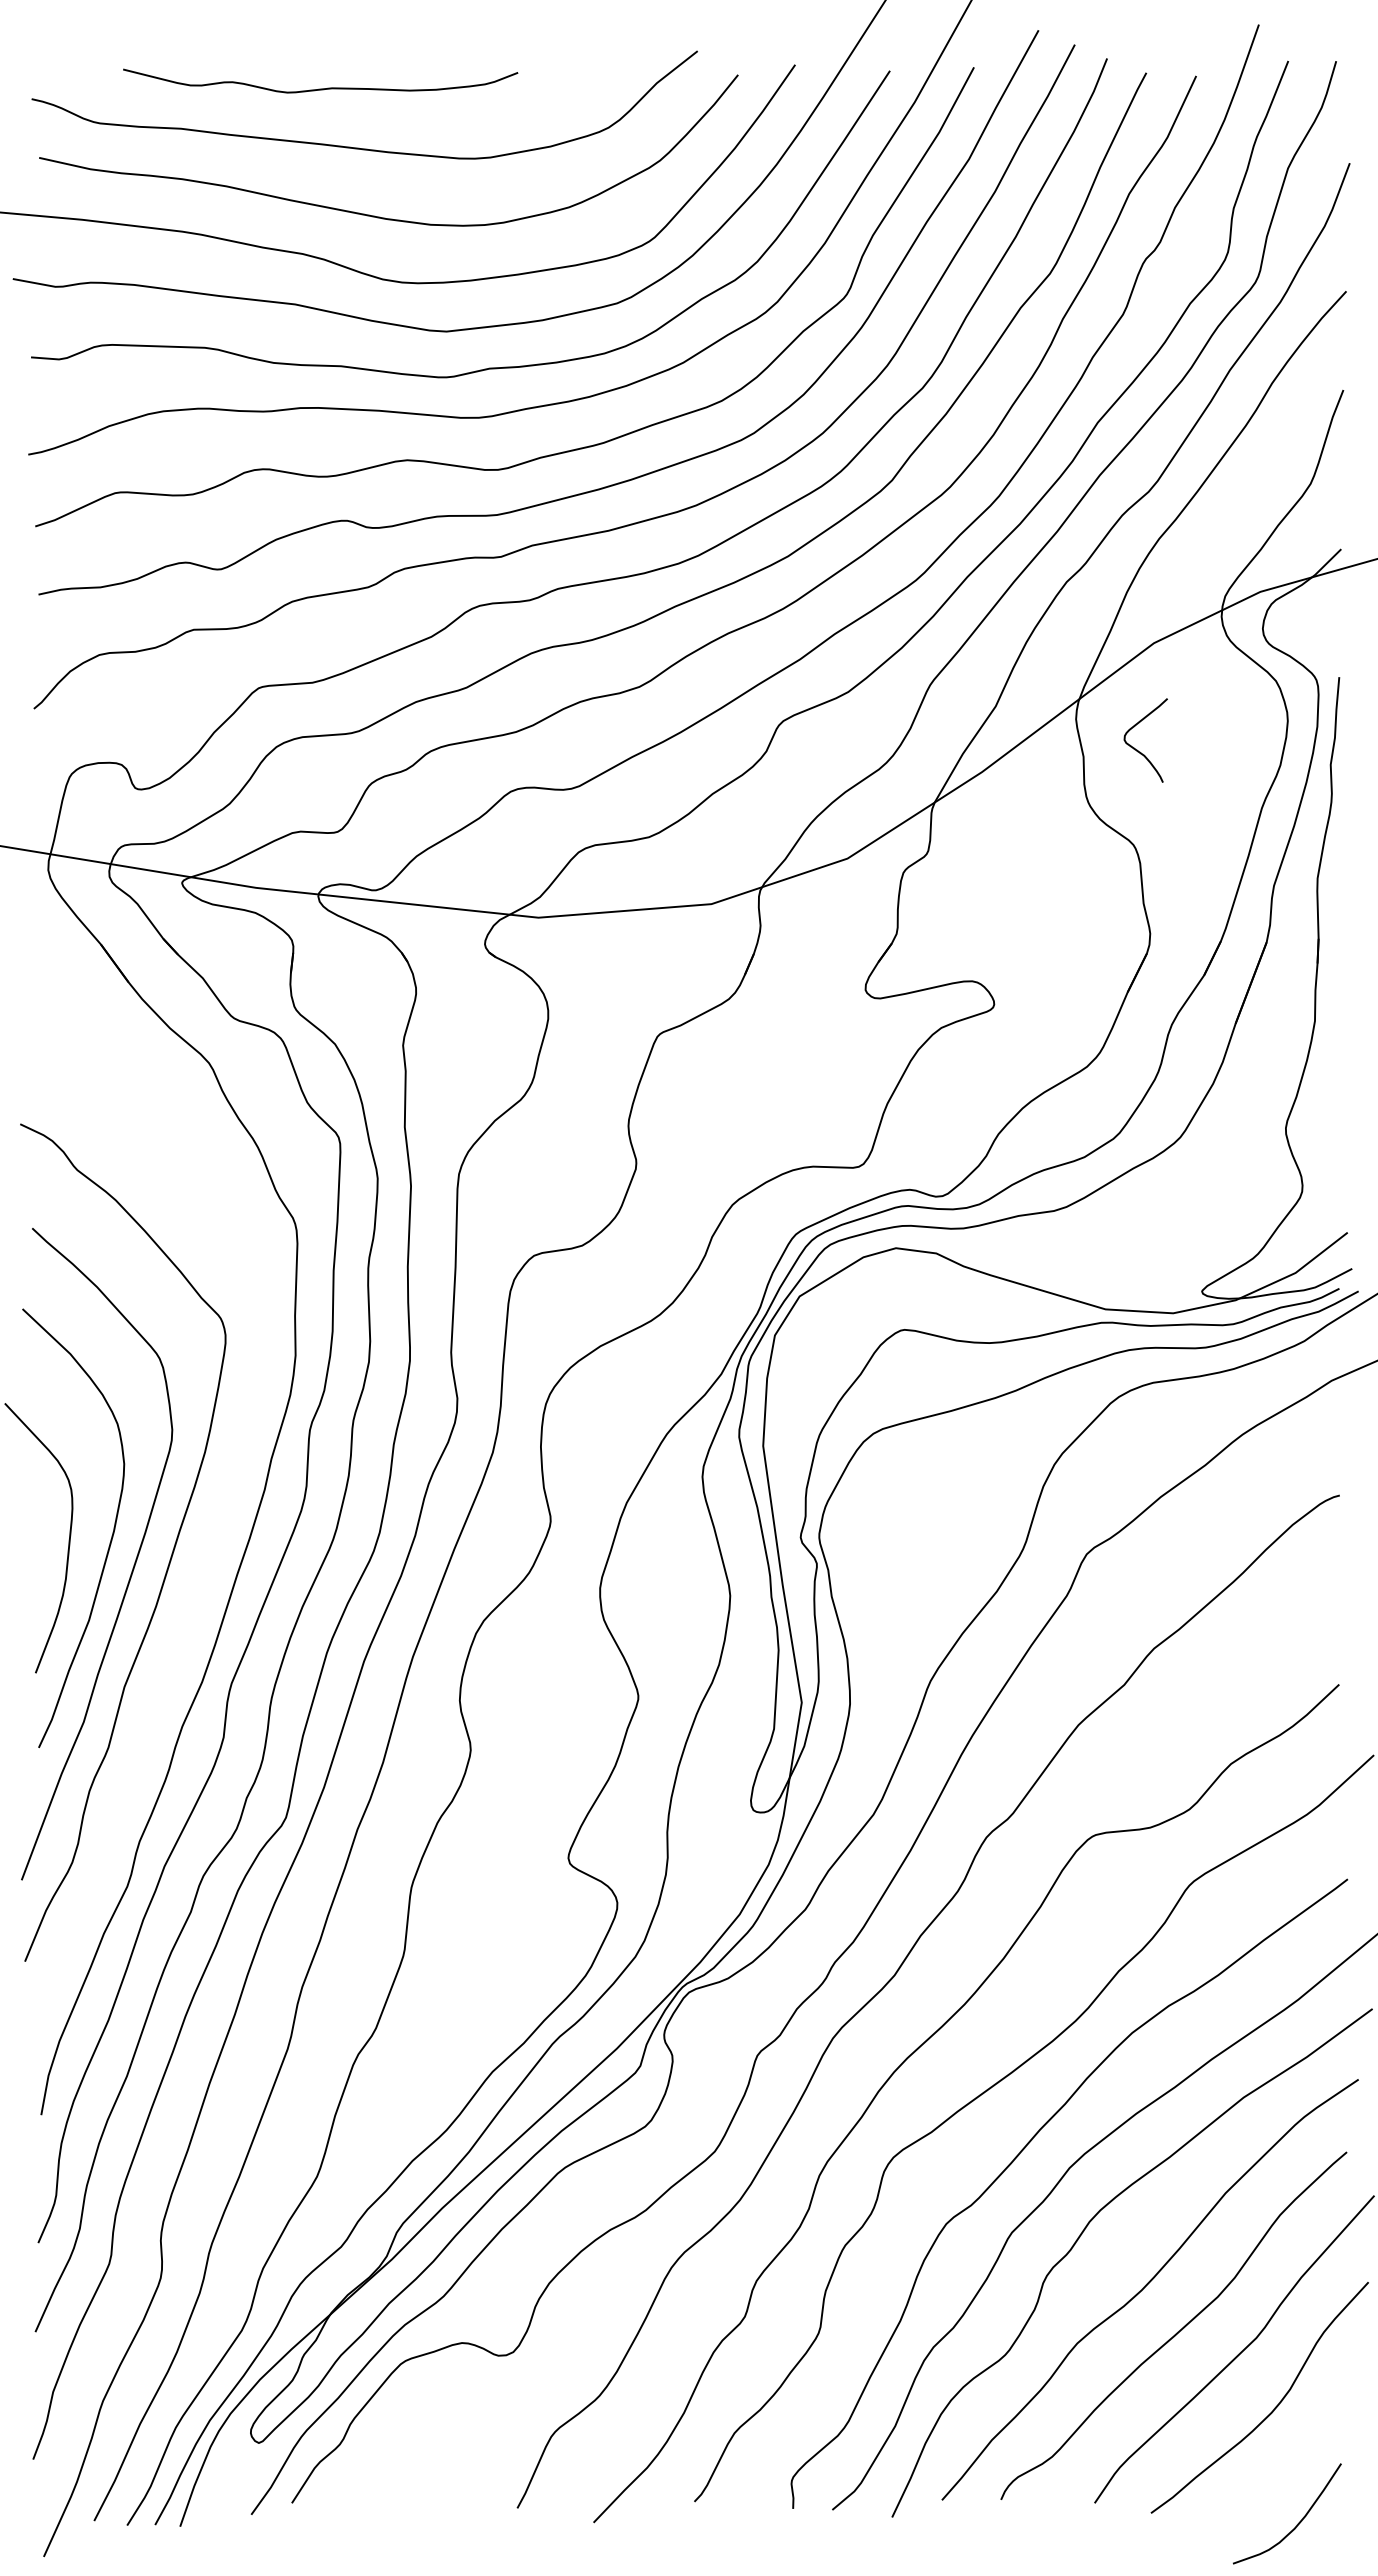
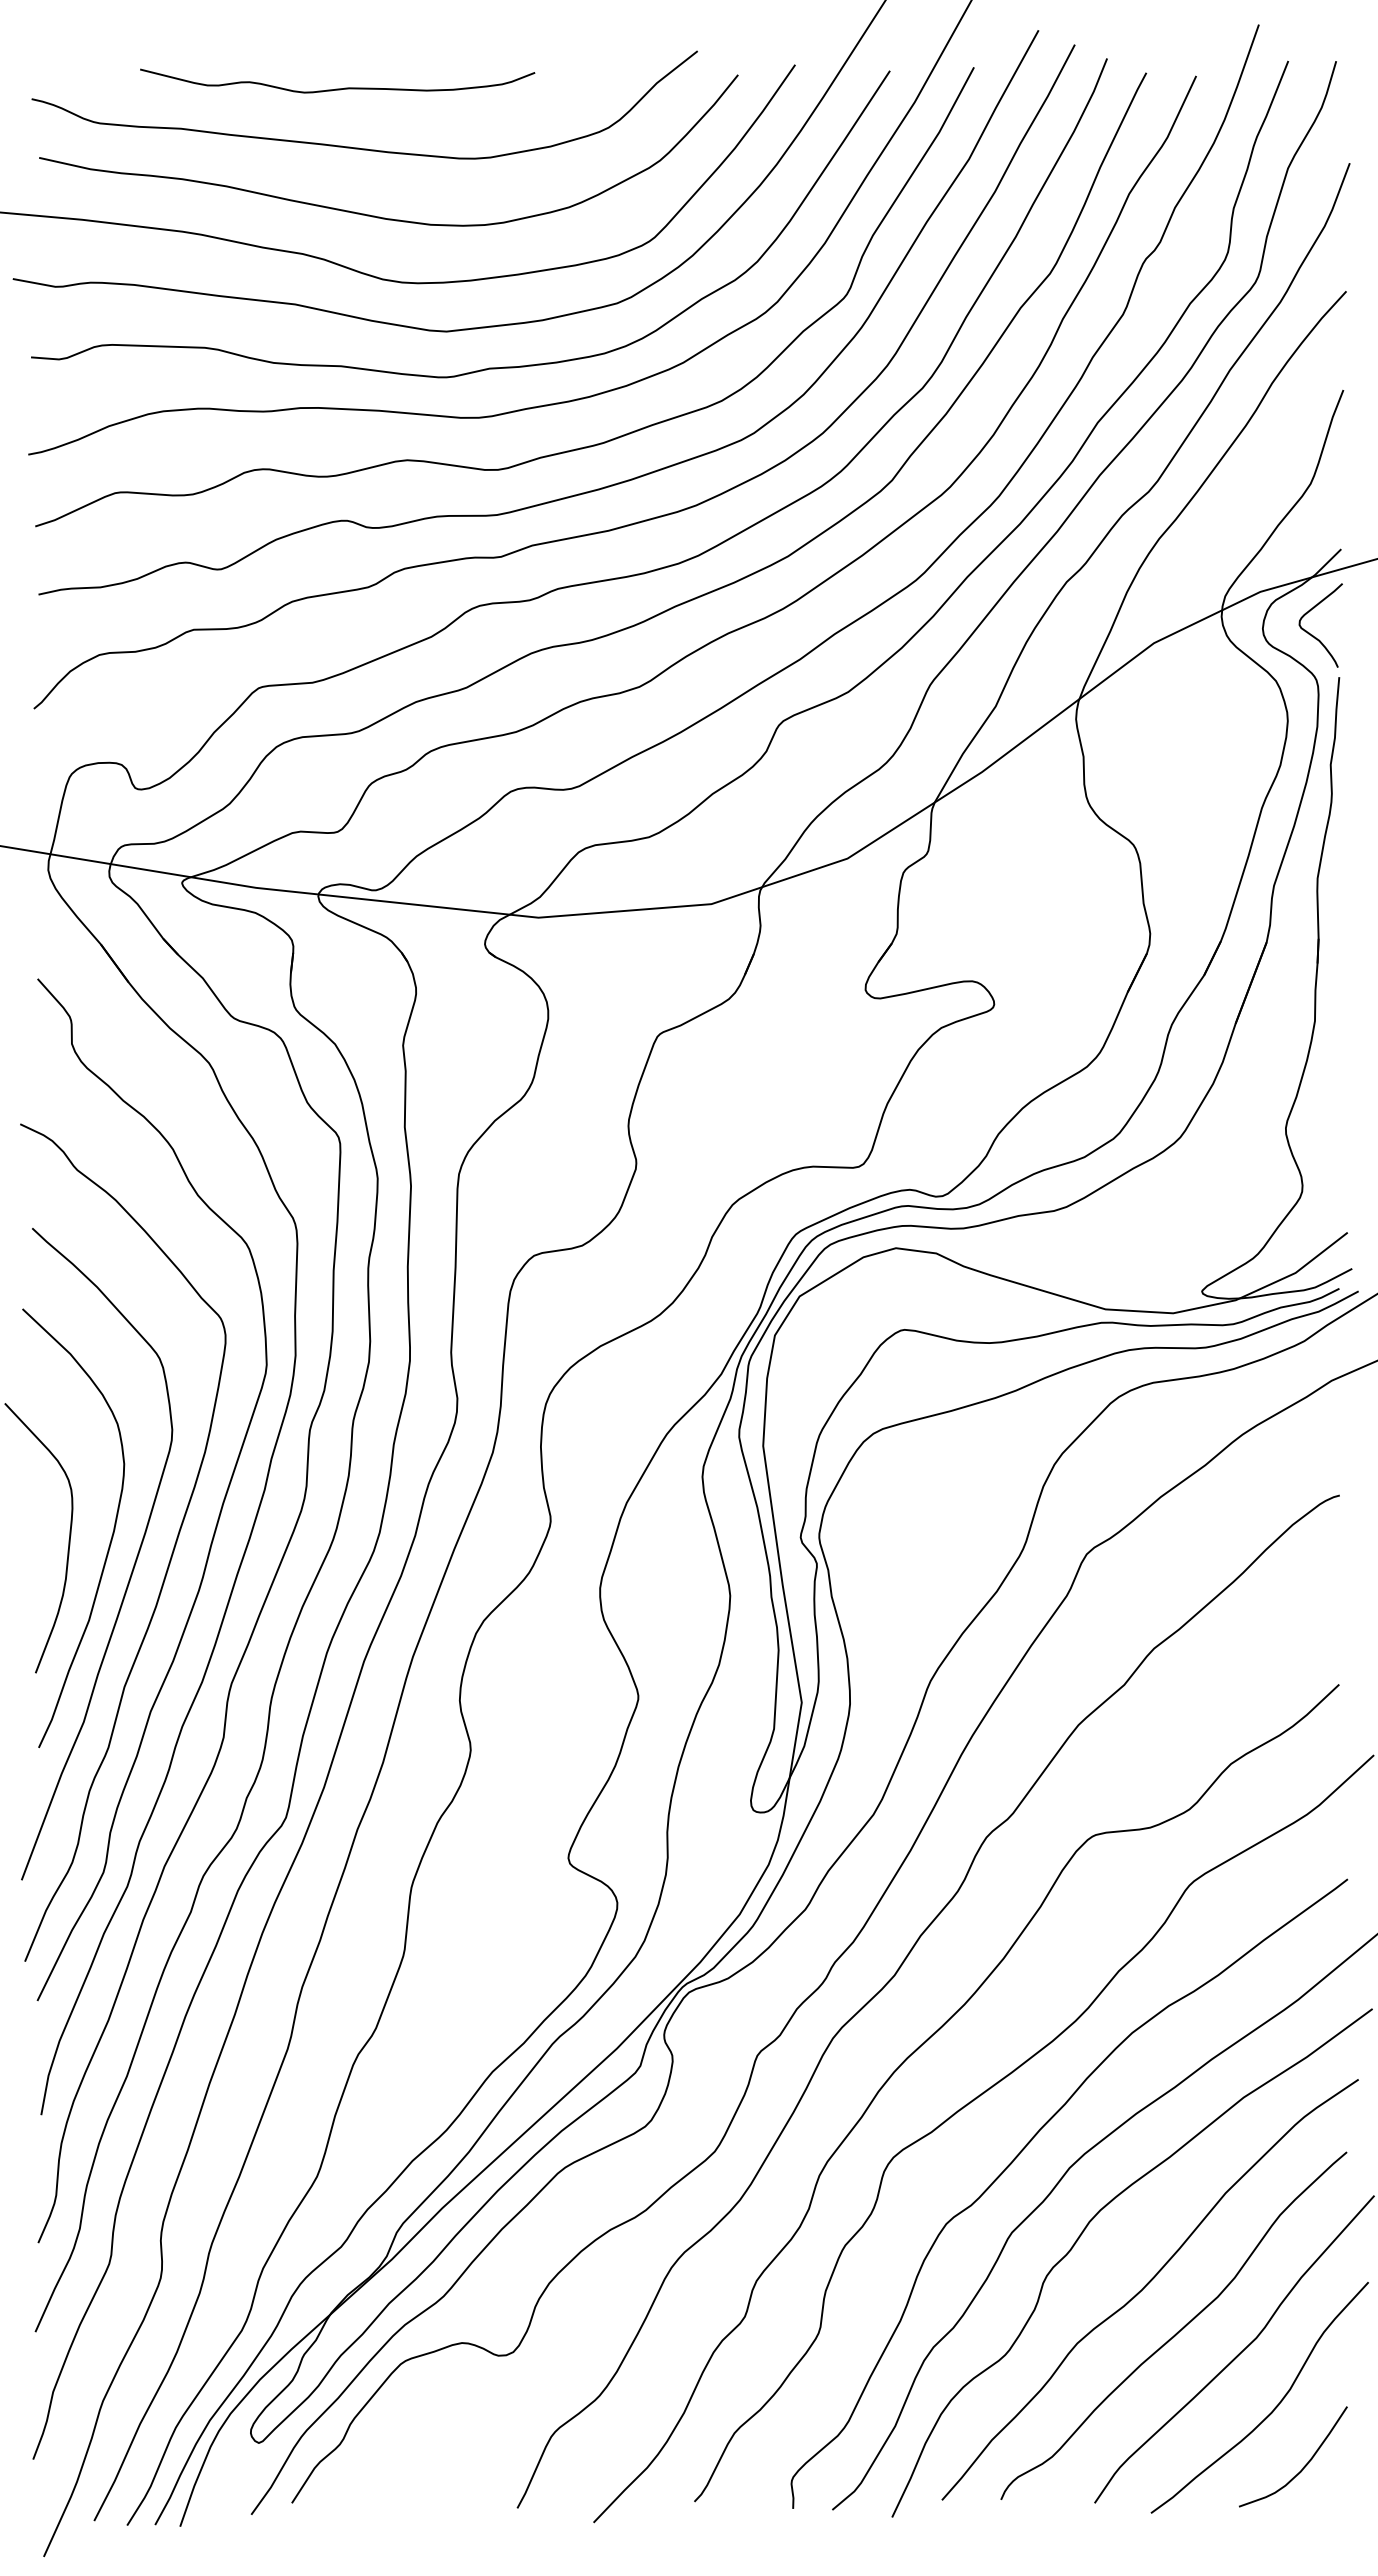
curve position: (320, 88) -> (337, 88) (337, 88)
curve position: (1137, 749) -> (1312, 634) (1312, 634)
curve: none -> present (220, 1508)
curve position: (1297, 2523) -> (1303, 2466) (1303, 2466)
